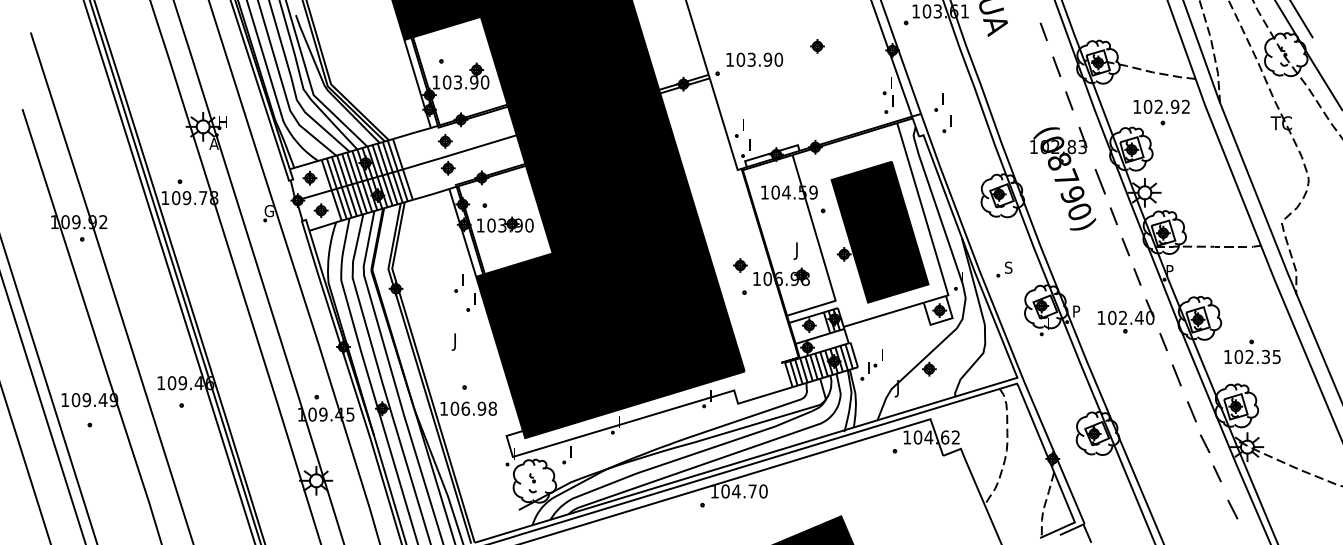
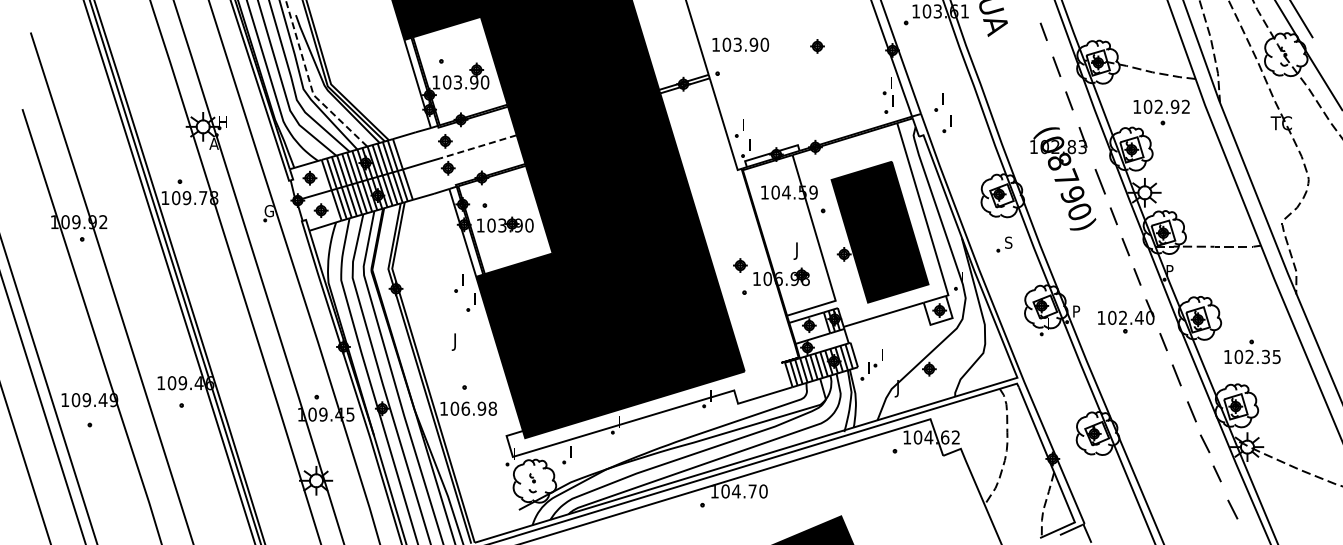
text position: (754, 59) -> (740, 44) (740, 44)
line: solid -> dashed (310, 83)
line: solid -> dashed (477, 146)
part position: (1004, 269) -> (1004, 244) (1004, 244)
